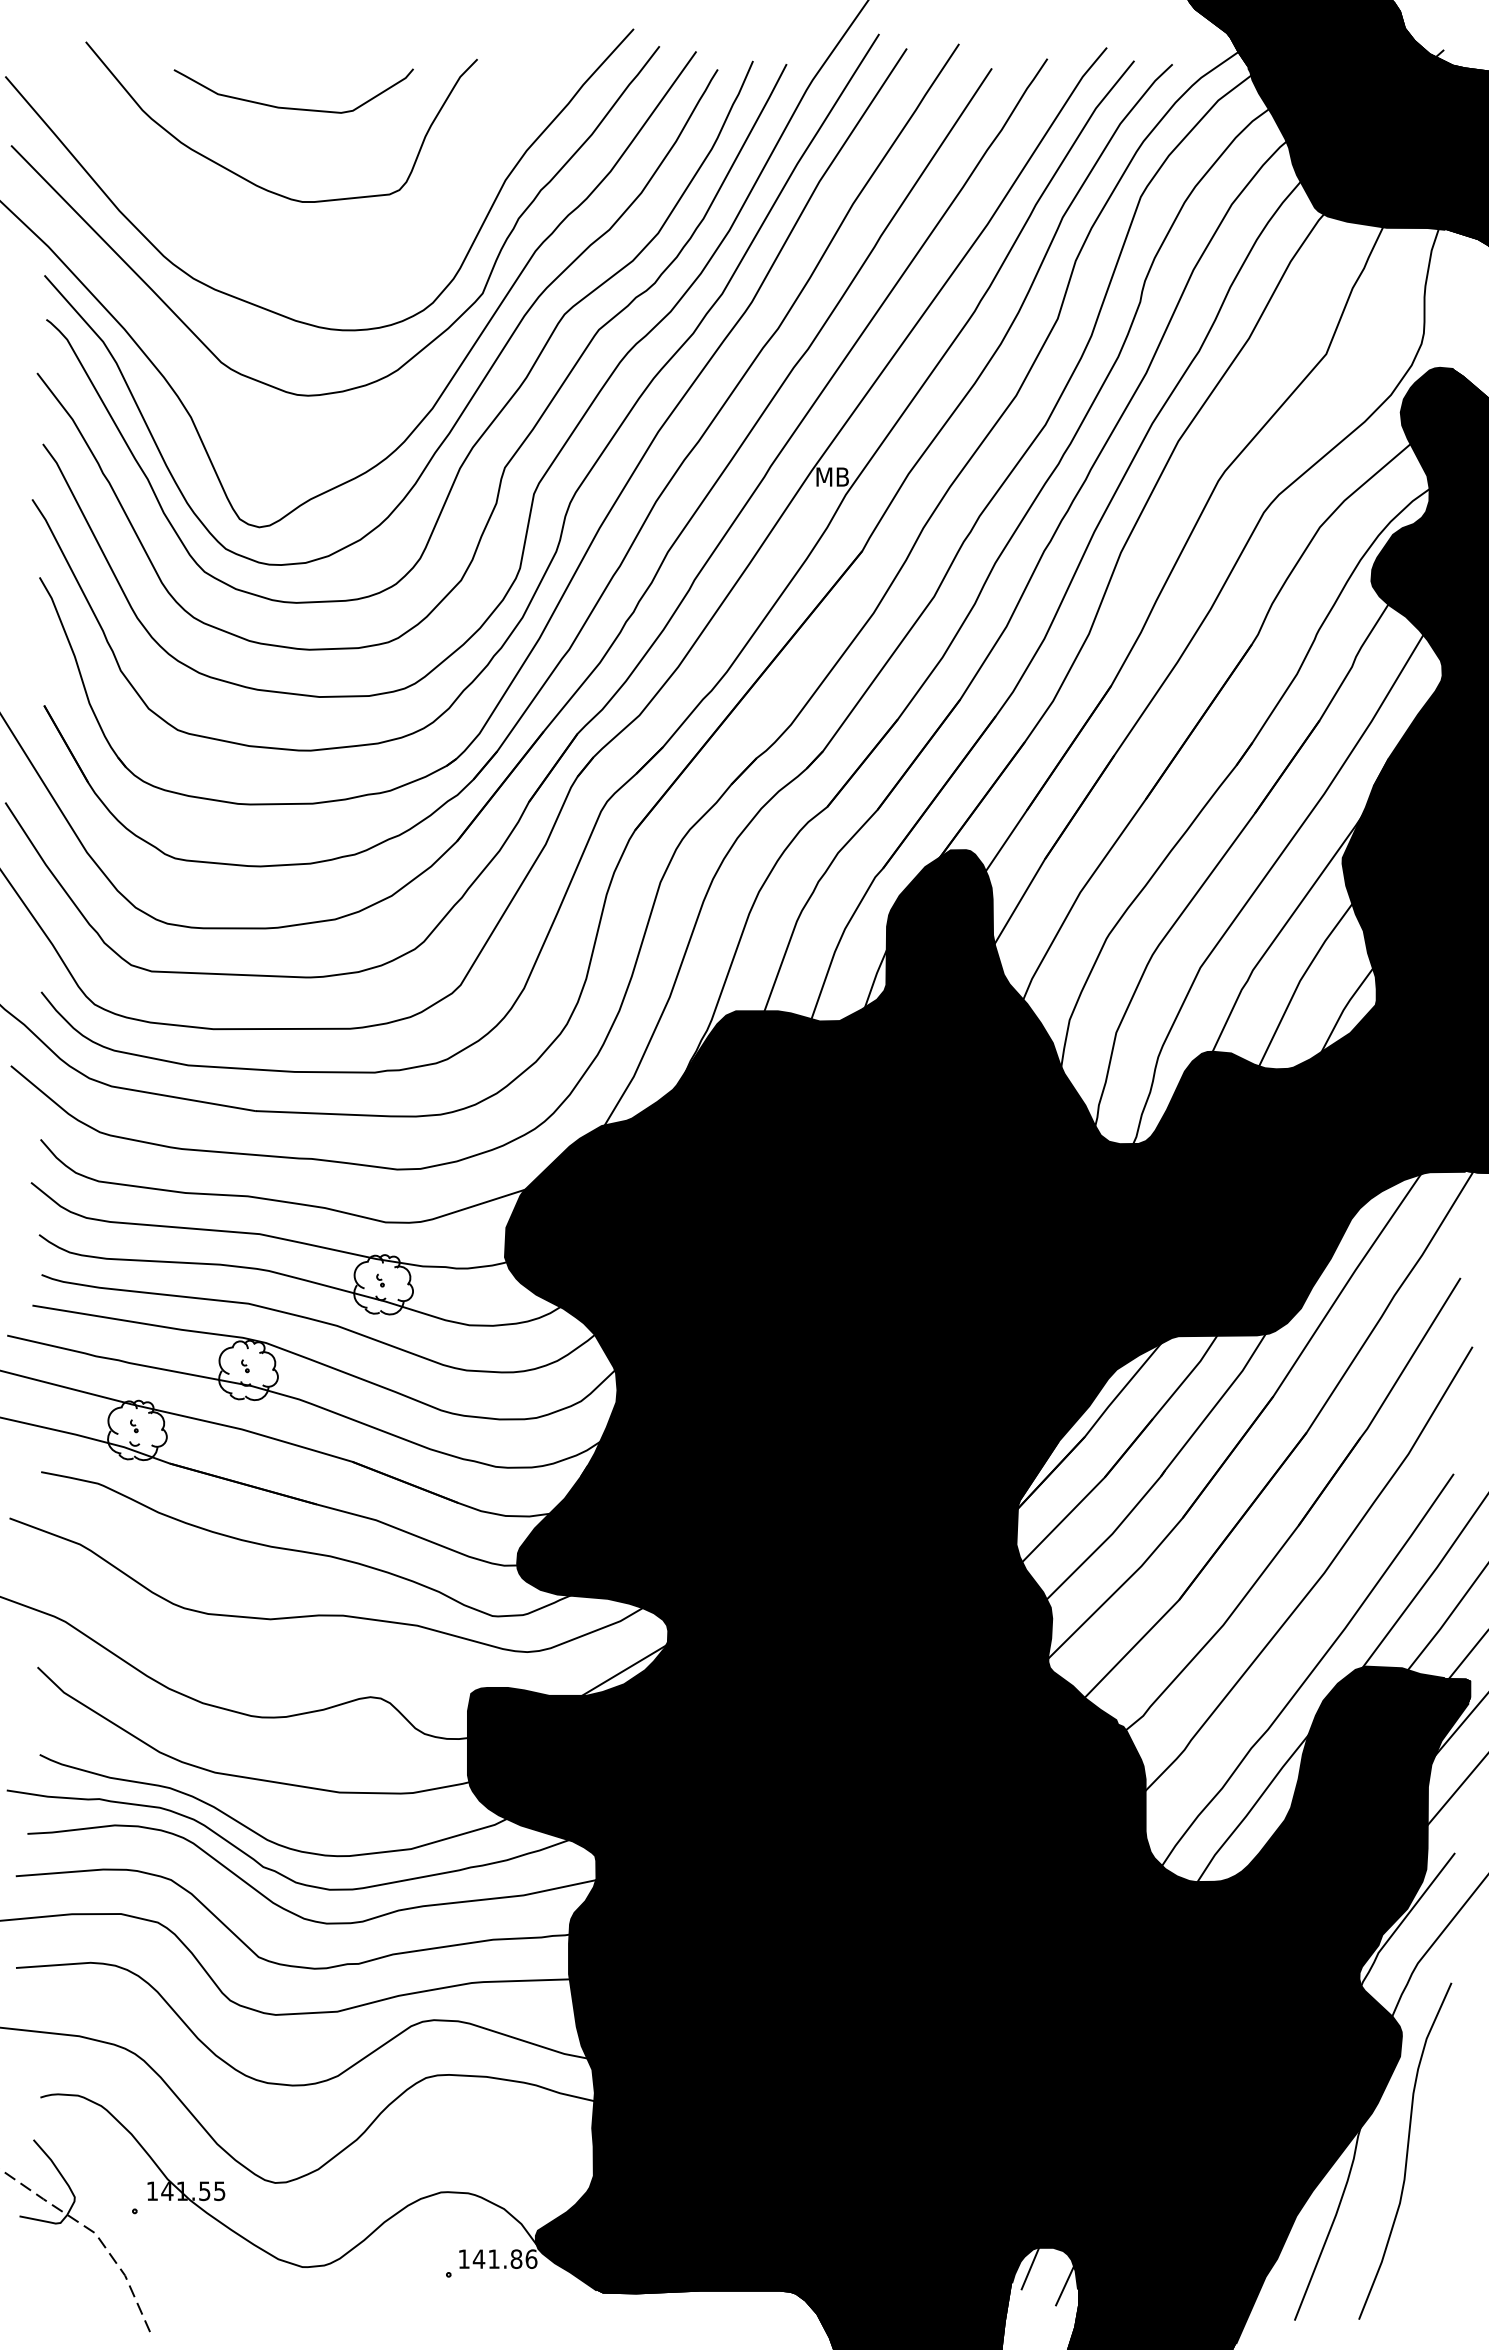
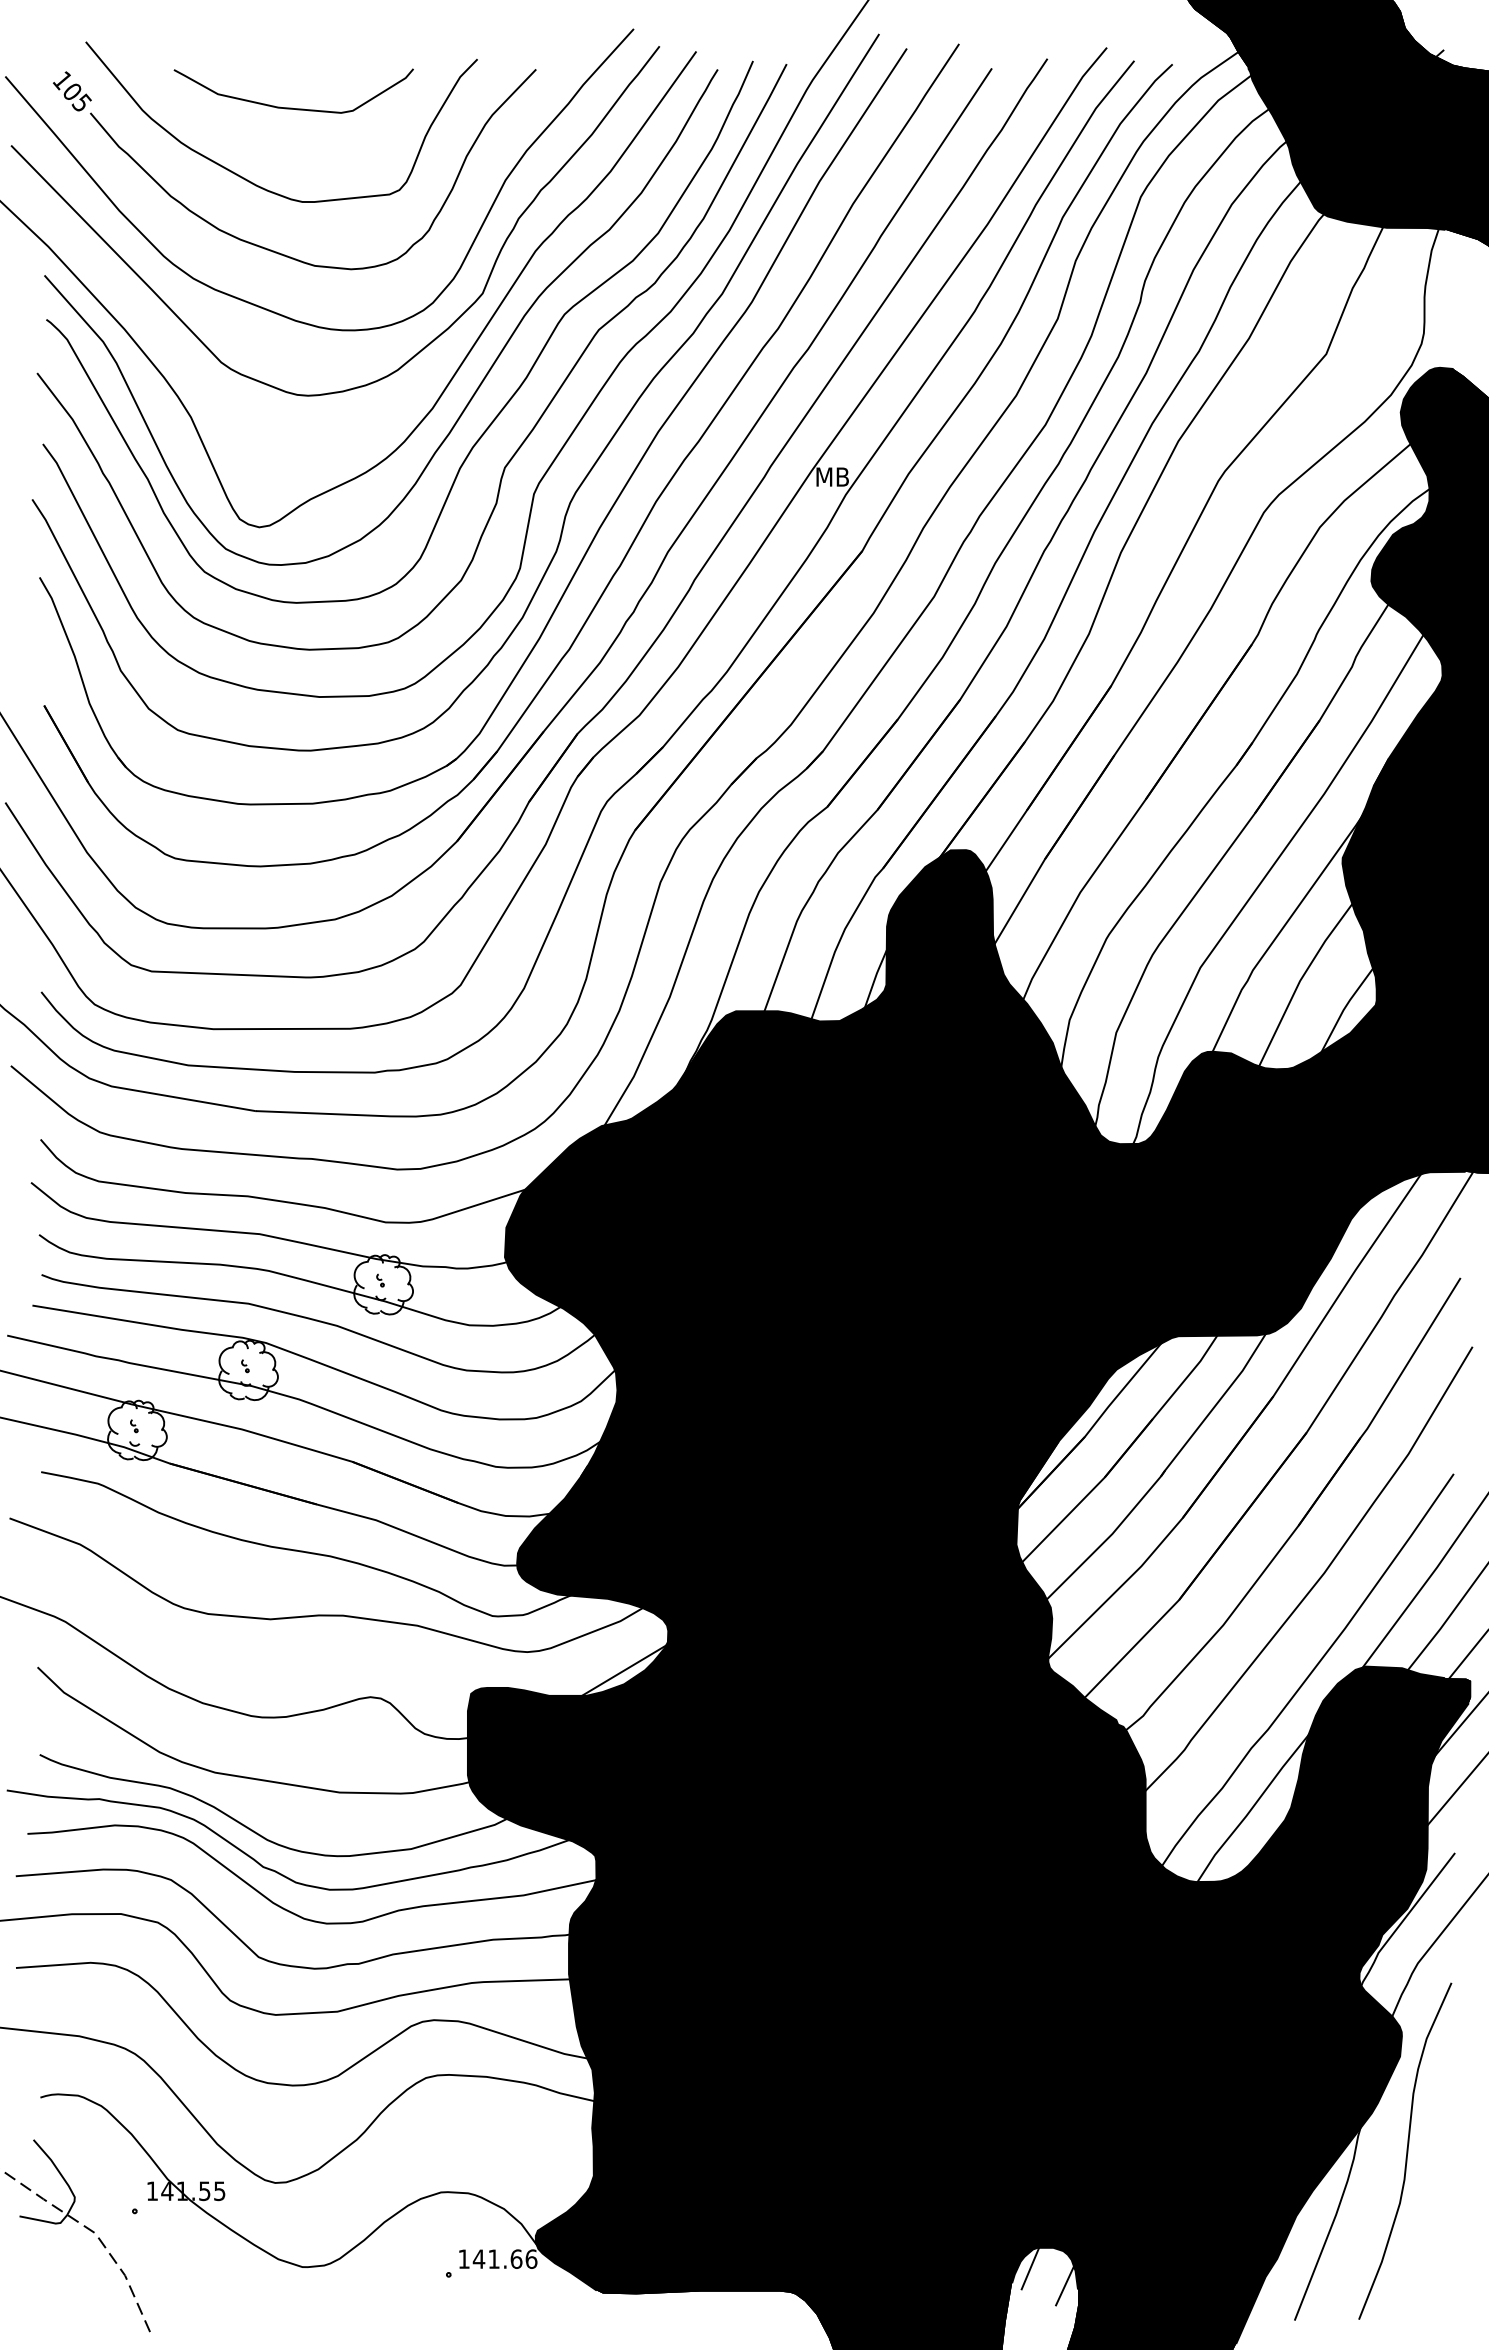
part: none -> present (268, 248)
text: 141.86 -> 141.66 (516, 2258)
